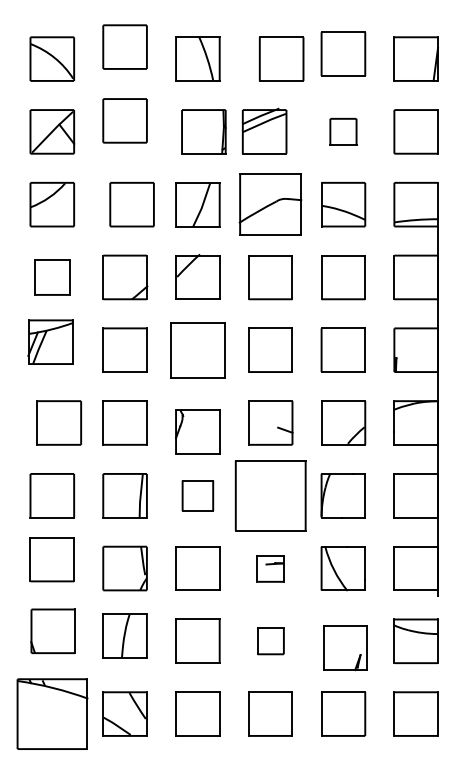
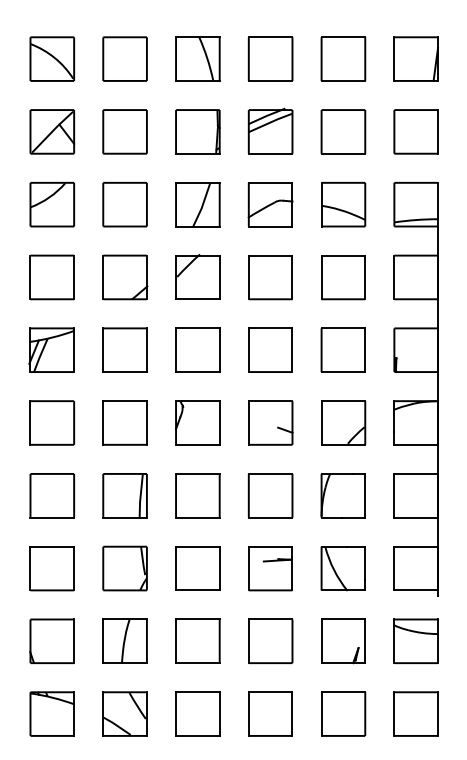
part position: (124, 46) -> (124, 58) (124, 58)
part position: (343, 53) -> (343, 58) (343, 58)
part position: (281, 58) -> (270, 58) (270, 58)
part position: (124, 120) -> (124, 131) (124, 131)
part position: (264, 130) -> (270, 130) (270, 130)
part position: (203, 131) -> (197, 131) (197, 131)
part size: 29x29 px -> 47x46 px (343, 131)
part position: (131, 204) -> (124, 204) (124, 204)
part size: 65x63 px -> 47x46 px (270, 204)
part size: 37x37 px -> 46x47 px (51, 277)
part position: (50, 341) -> (51, 349) (51, 349)
part size: 56x57 px -> 46x46 px (197, 349)
part position: (58, 422) -> (51, 422) (51, 422)
part position: (197, 431) -> (197, 422) (197, 422)
part size: 34x32 px -> 46x46 px (197, 495)
part size: 73x72 px -> 47x46 px (270, 495)
part position: (51, 559) -> (51, 568) (51, 568)
part size: 29x28 px -> 45x46 px (270, 568)
part position: (52, 630) -> (51, 640) (51, 640)
part position: (124, 635) -> (124, 640) (124, 640)
part size: 28x29 px -> 46x46 px (270, 640)
part position: (345, 648) -> (343, 641) (343, 641)
part size: 73x72 px -> 46x46 px (51, 713)
